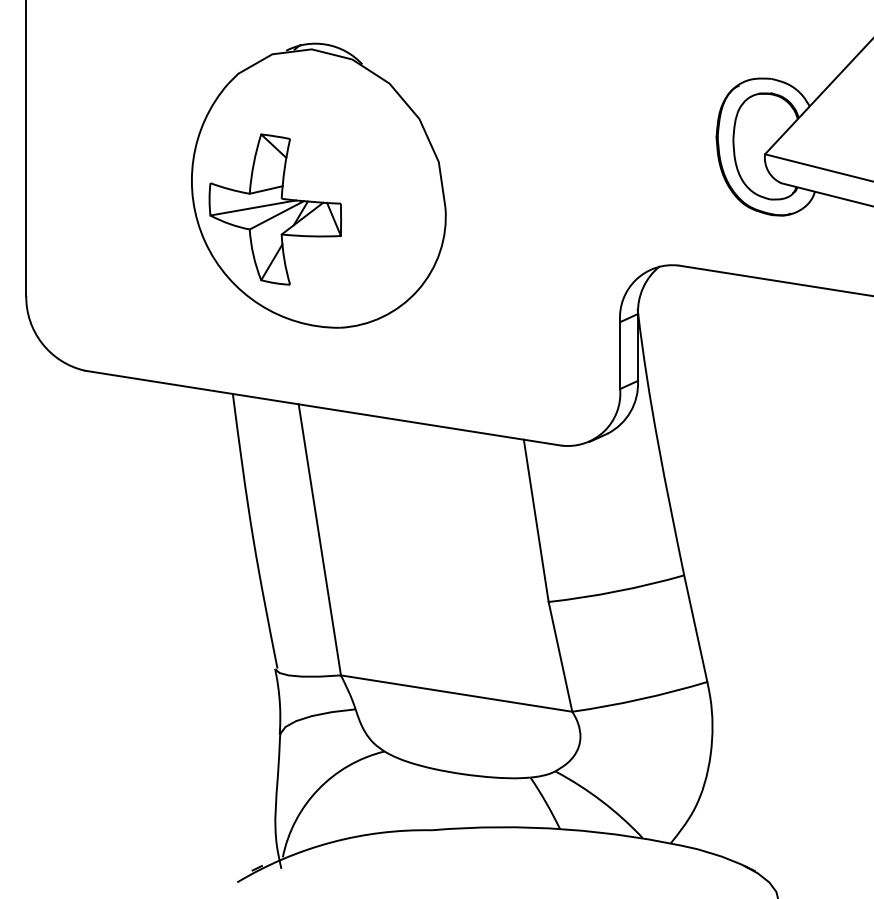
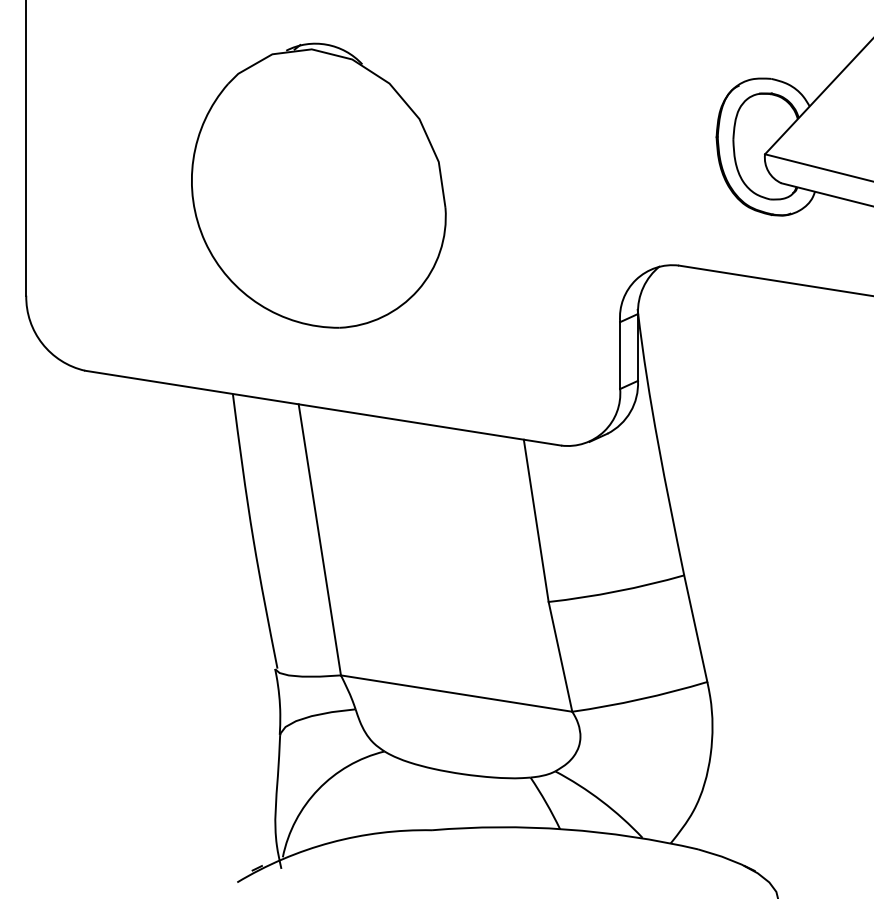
part: present -> none (274, 209)
